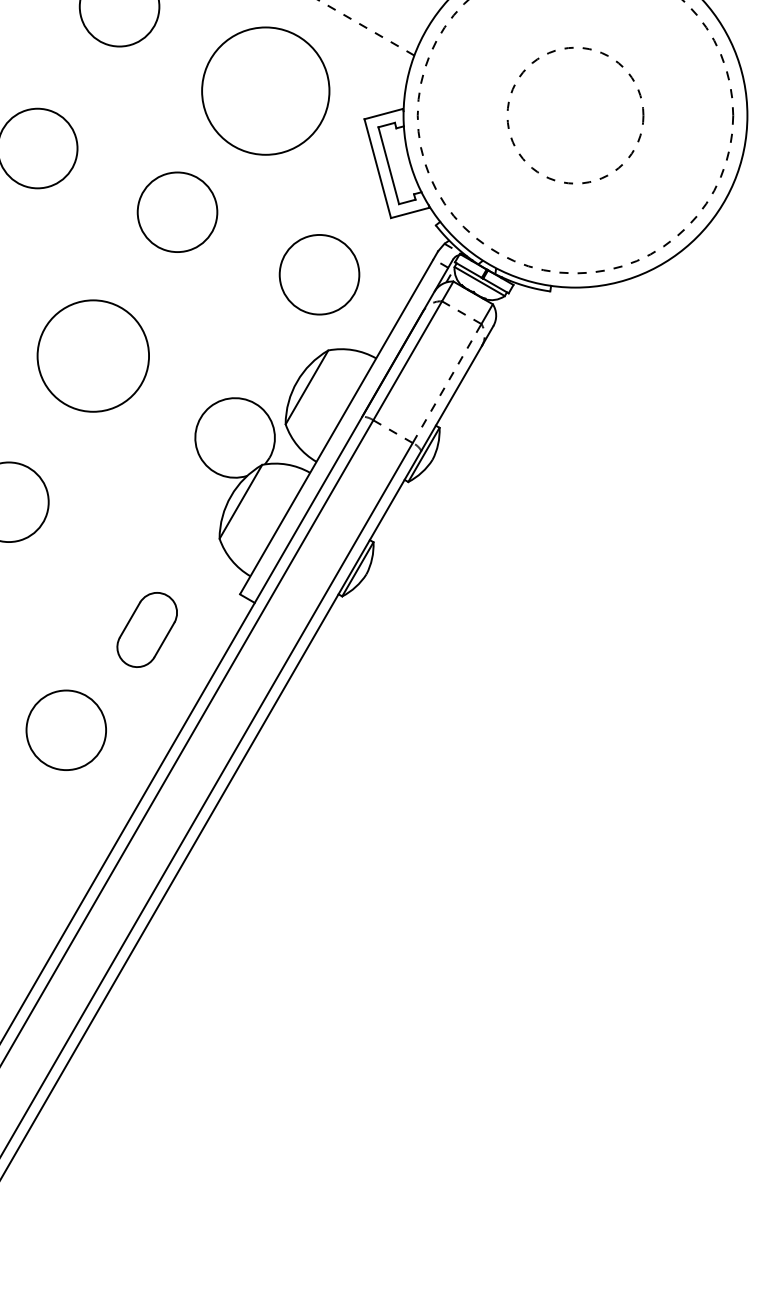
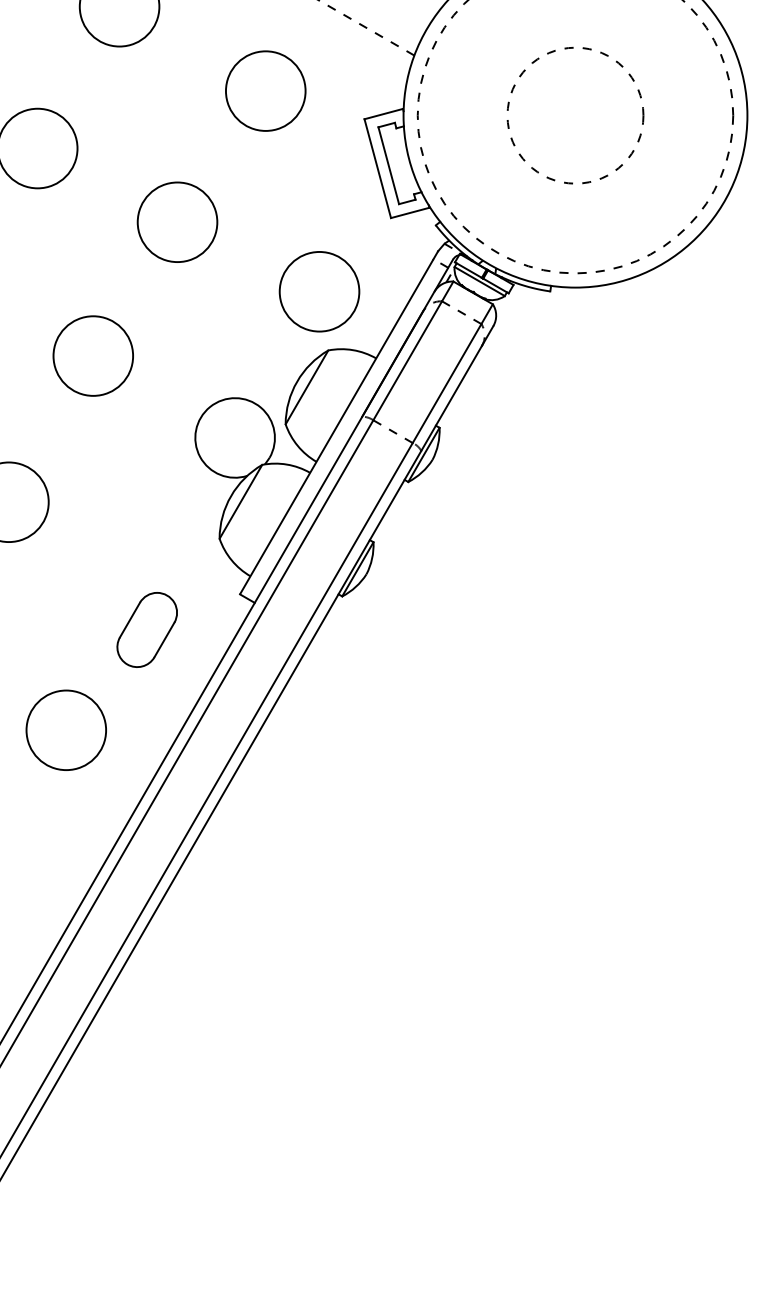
circle diameter: 127 px -> 80 px (265, 90)
circle position: (177, 211) -> (177, 221) (177, 221)
circle position: (319, 274) -> (319, 291) (319, 291)
circle diameter: 111 px -> 80 px (93, 355)
line: dashed -> solid (447, 383)
